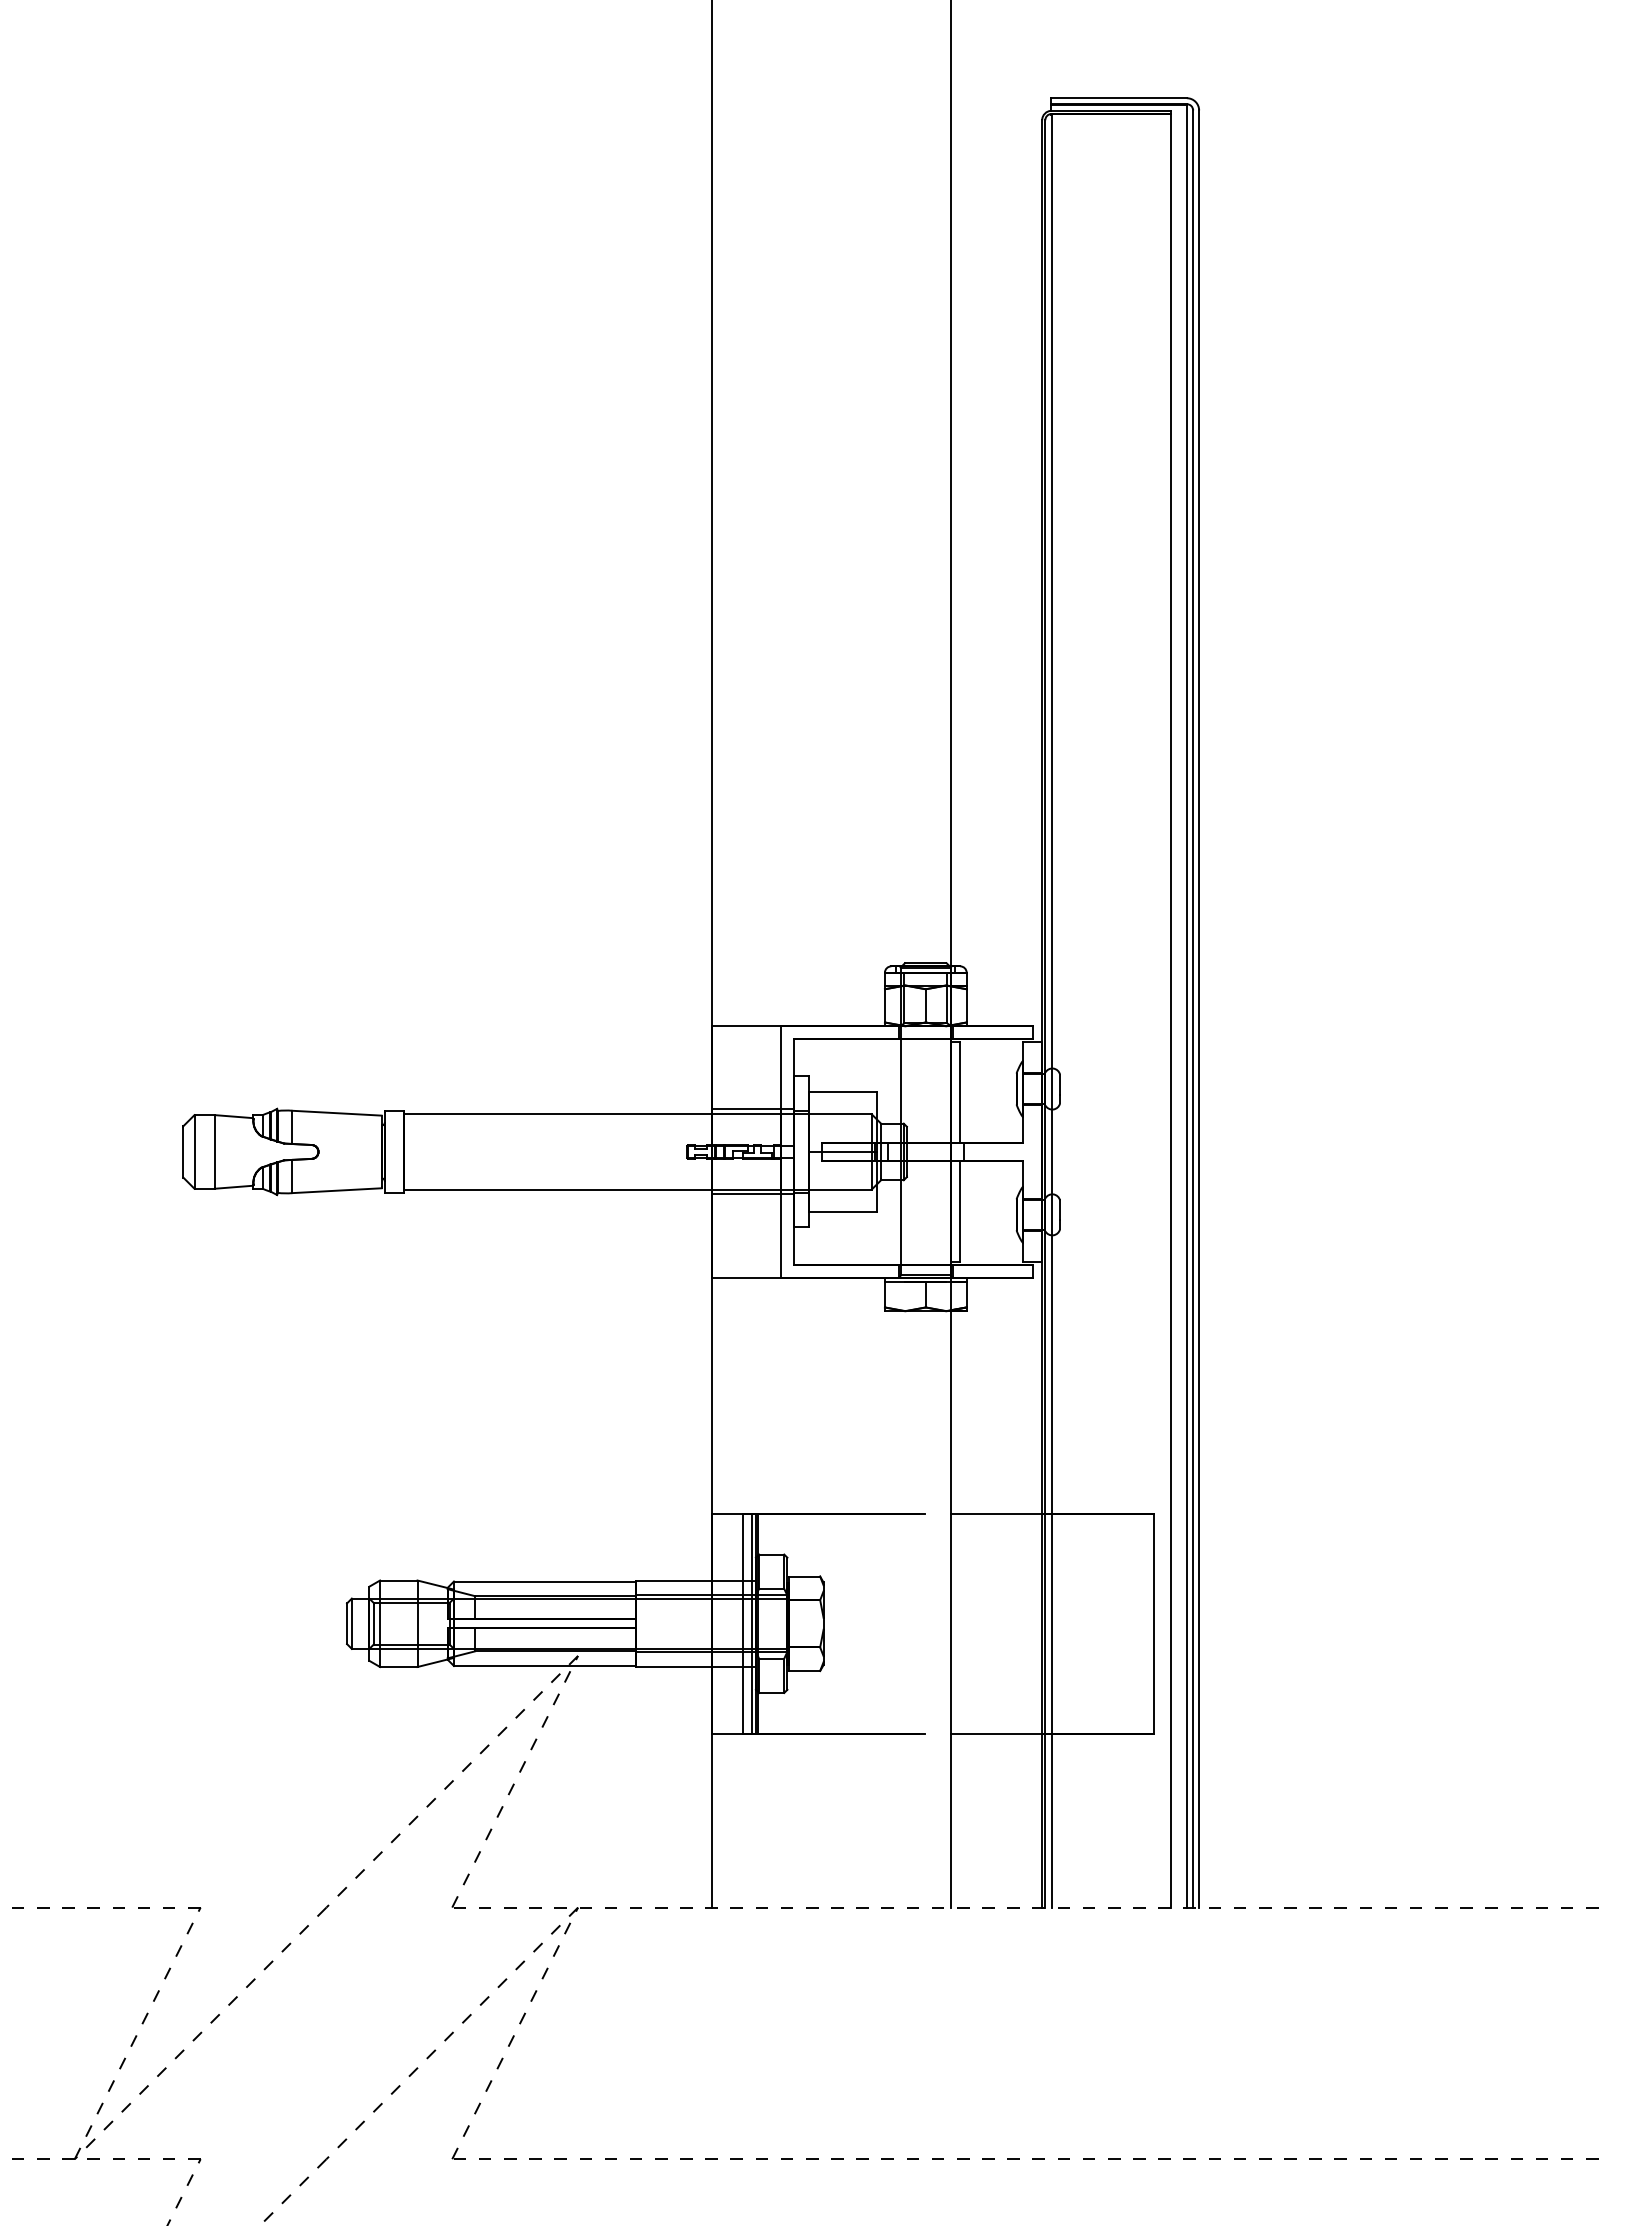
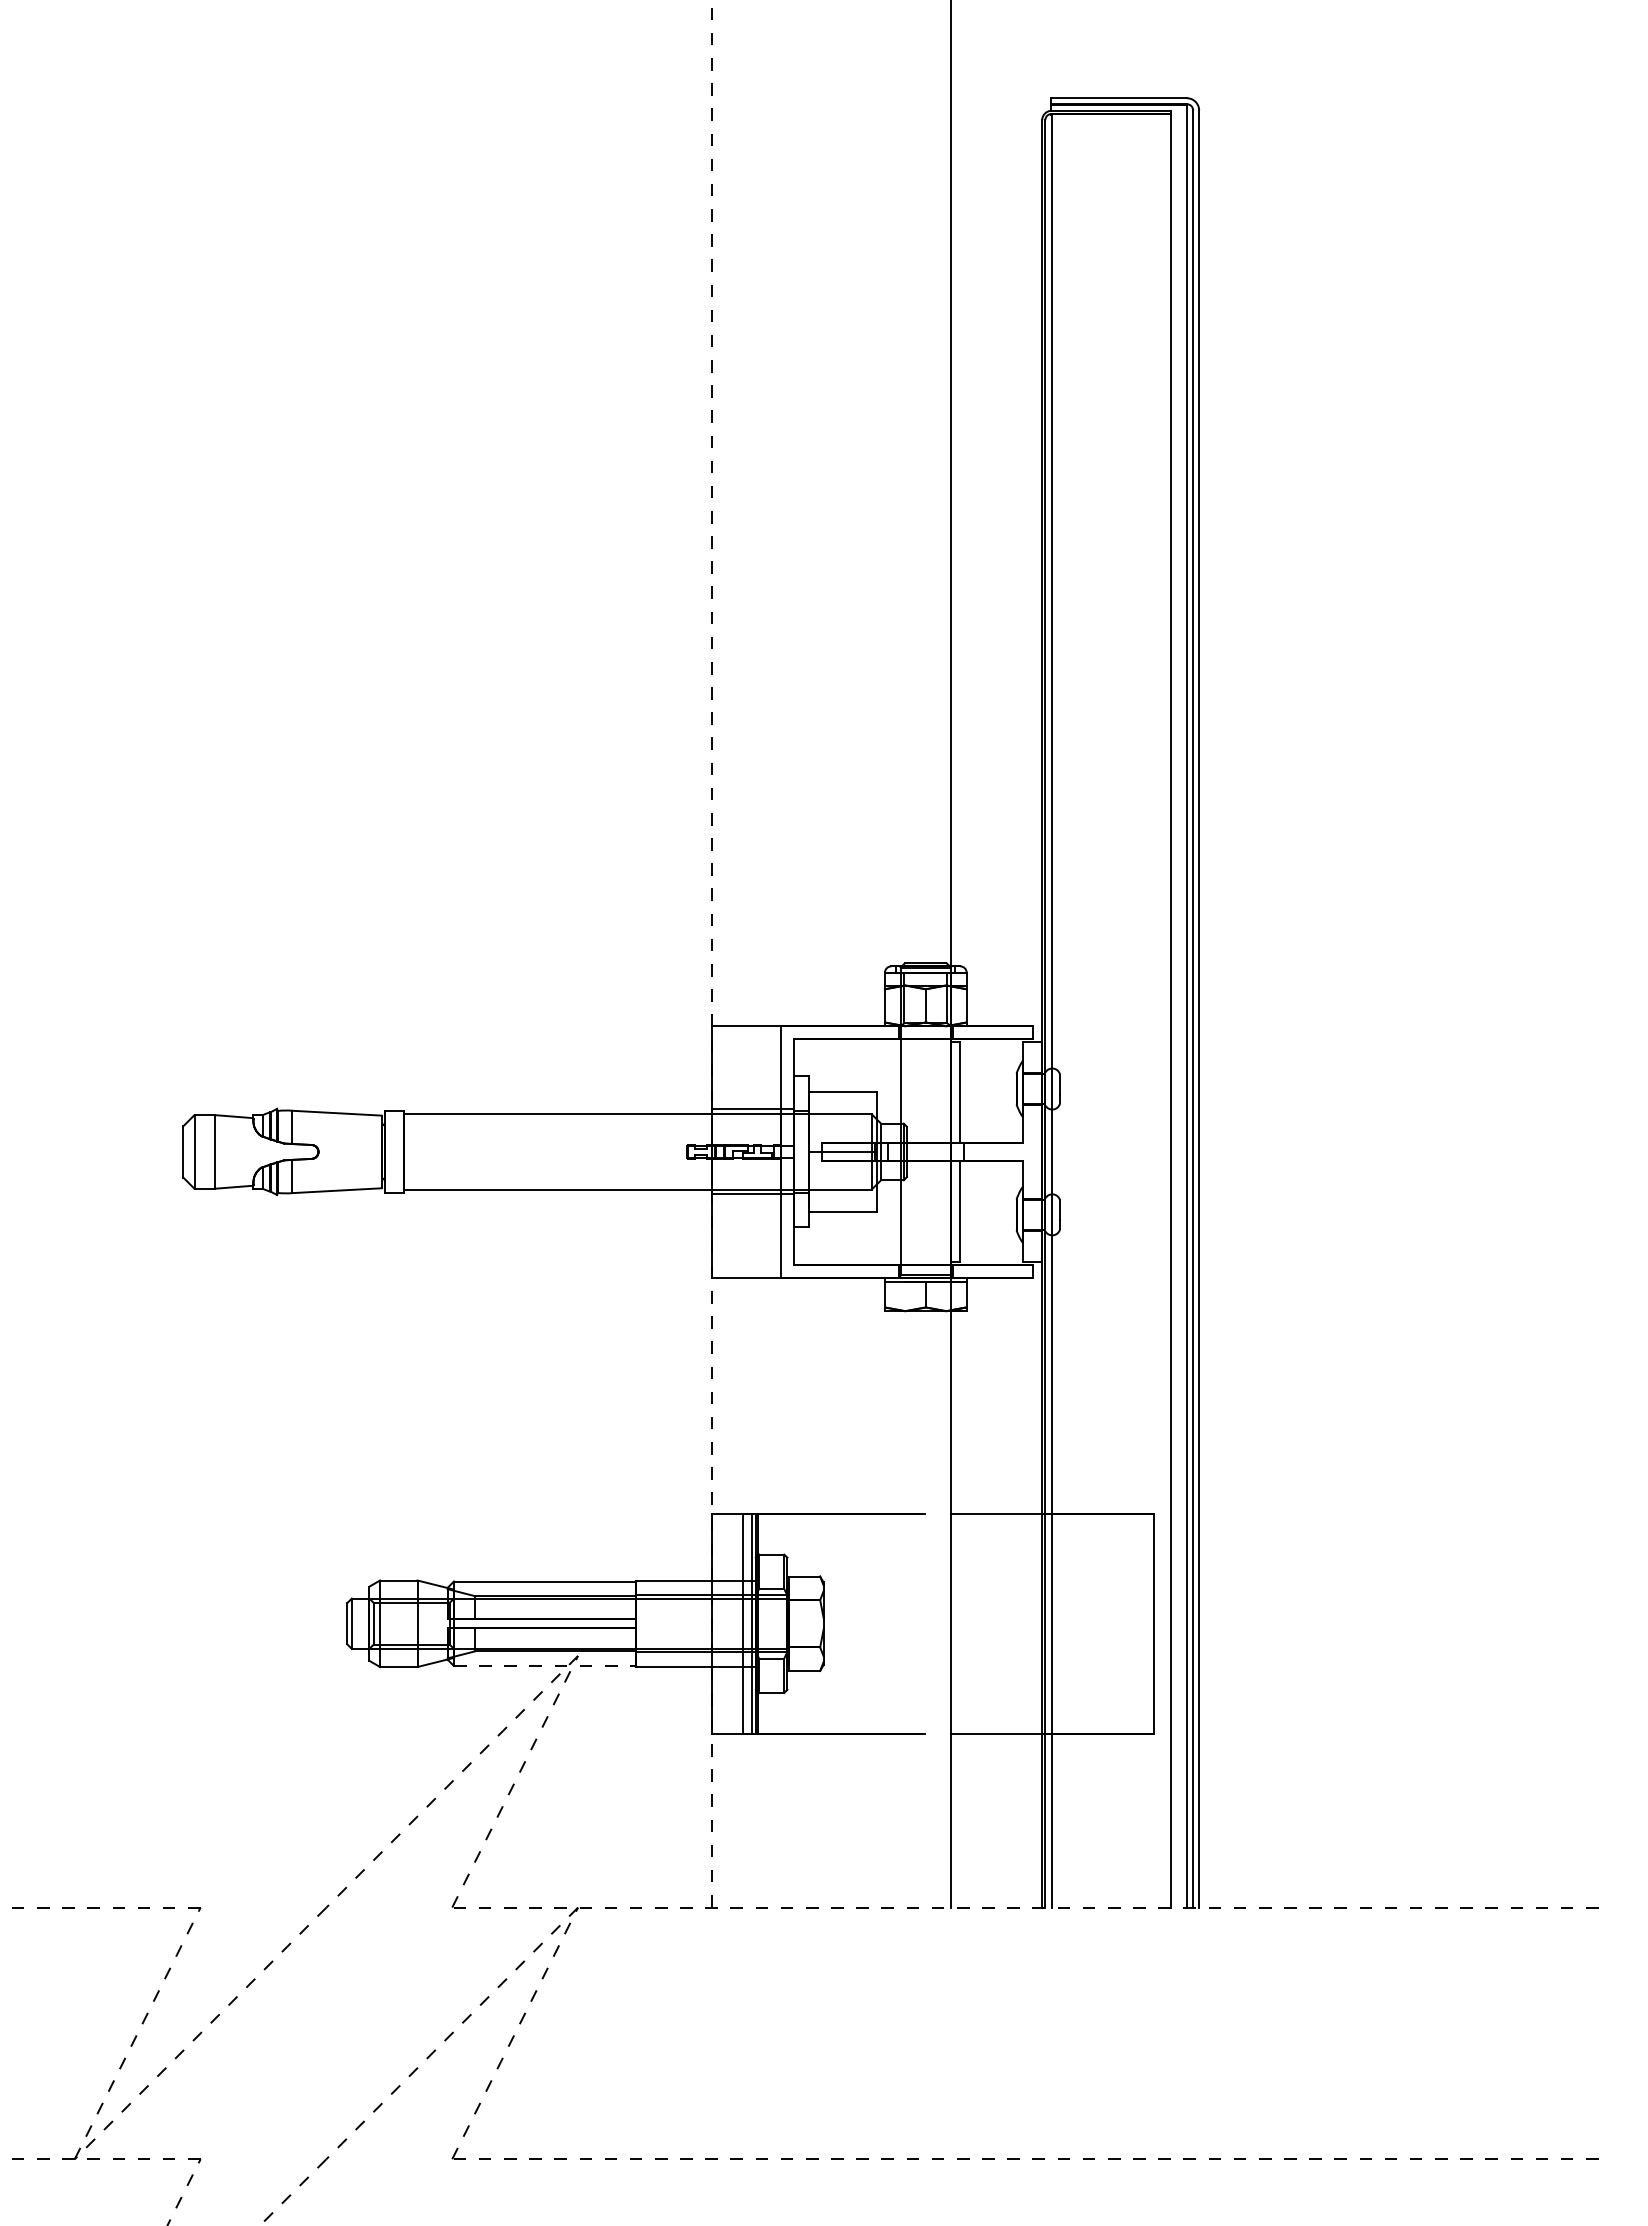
line: solid -> dashed (711, 953)
line: solid -> dashed (545, 1666)
